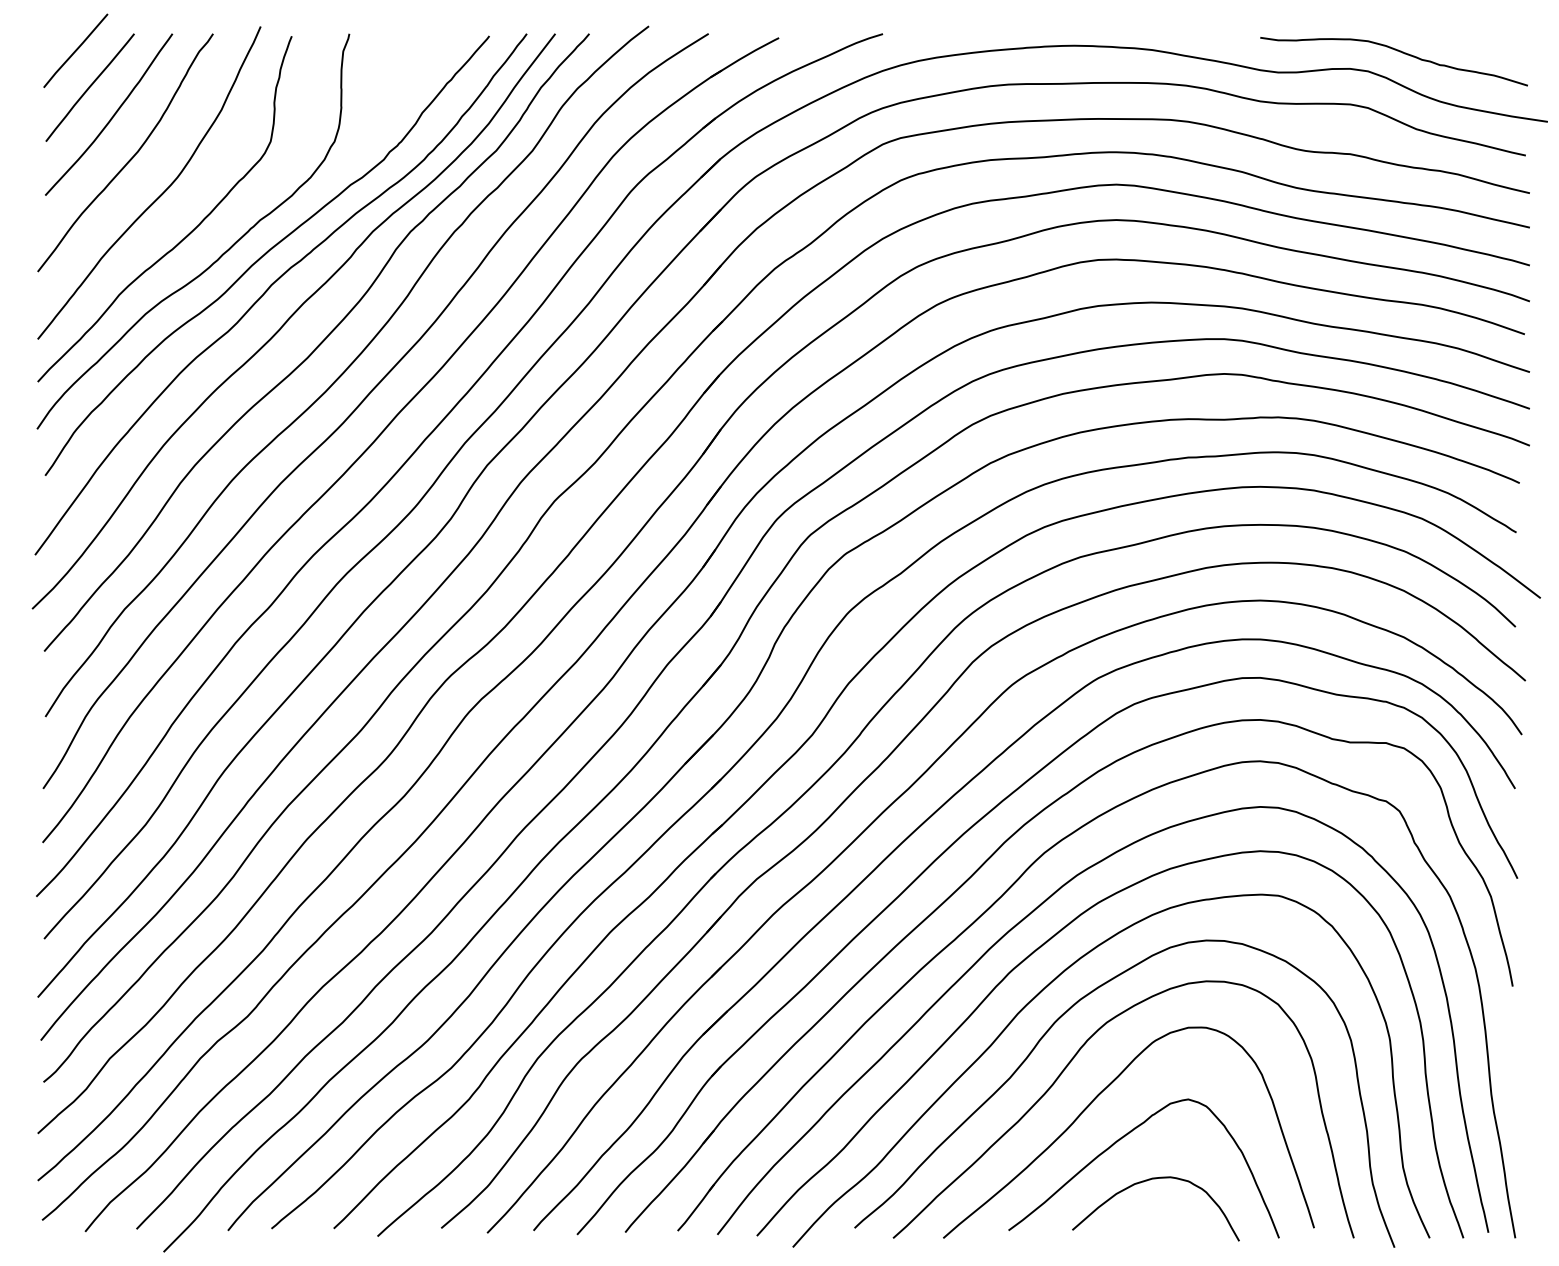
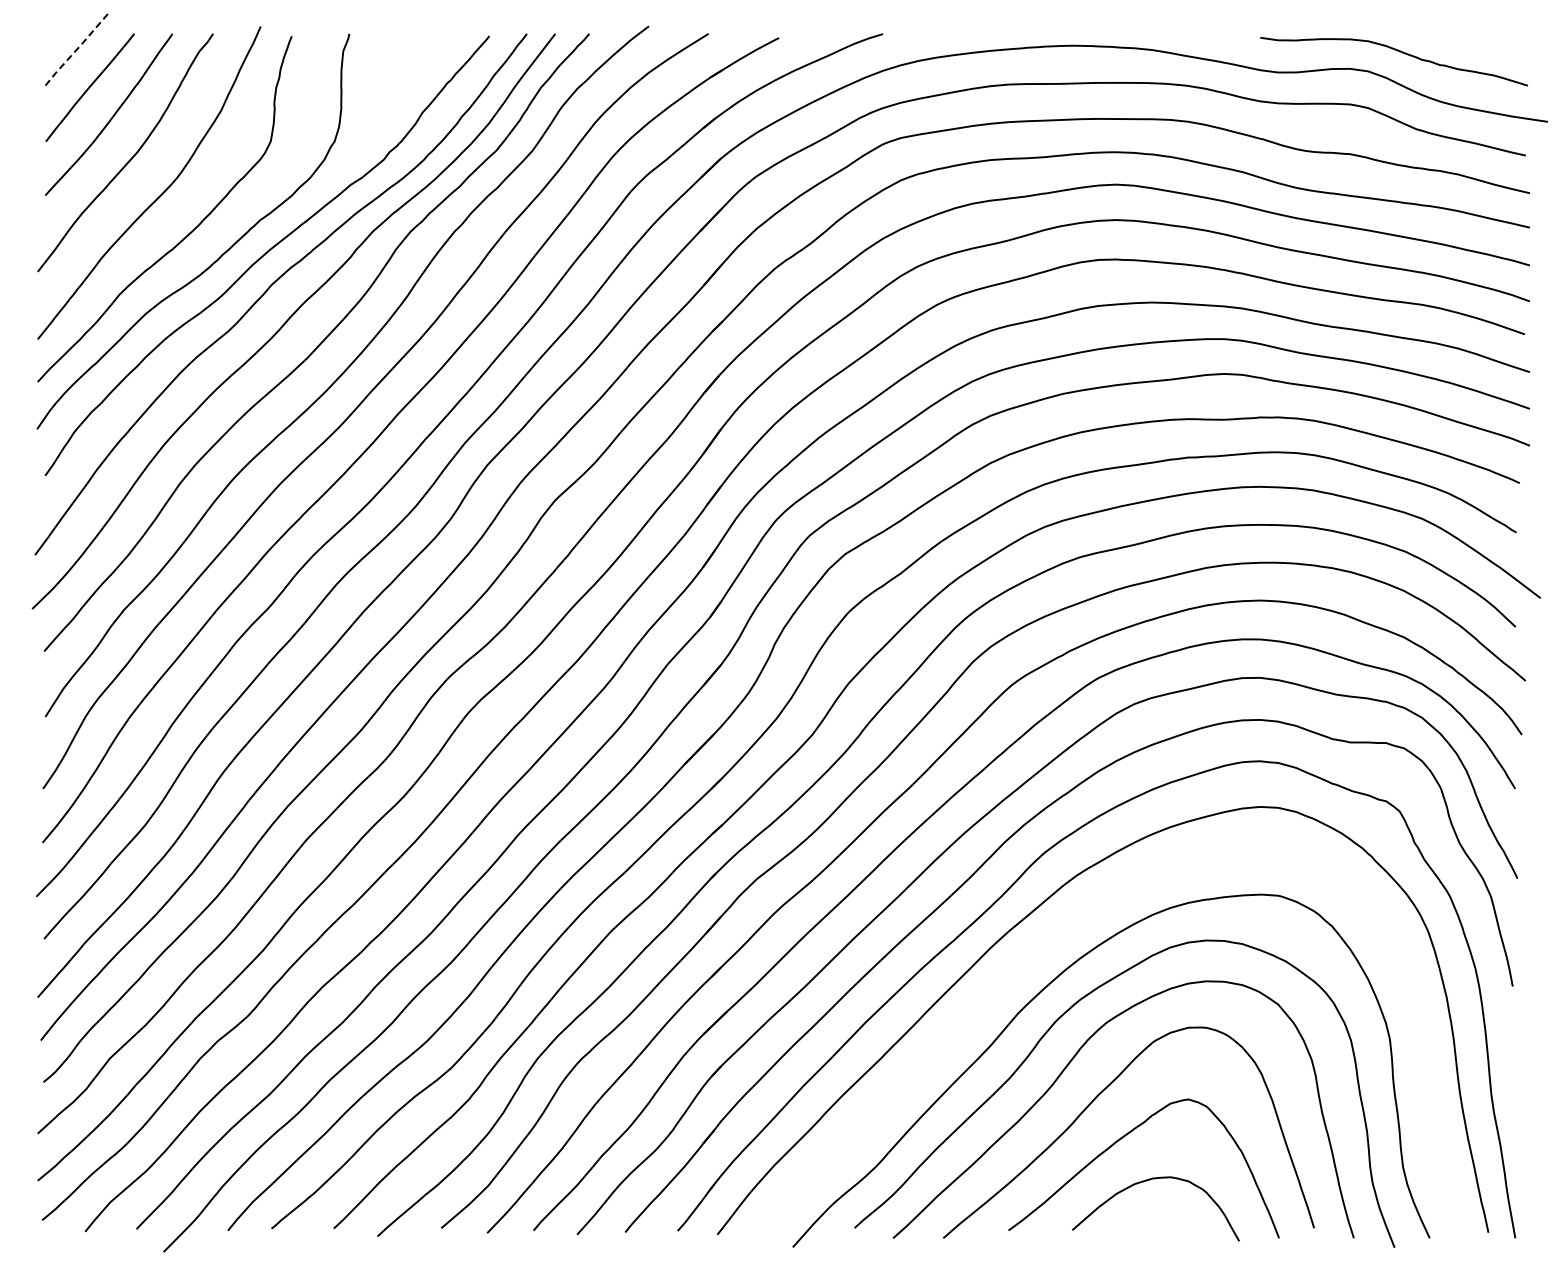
line: solid -> dashed (75, 51)
curve: present -> none (1036, 951)
